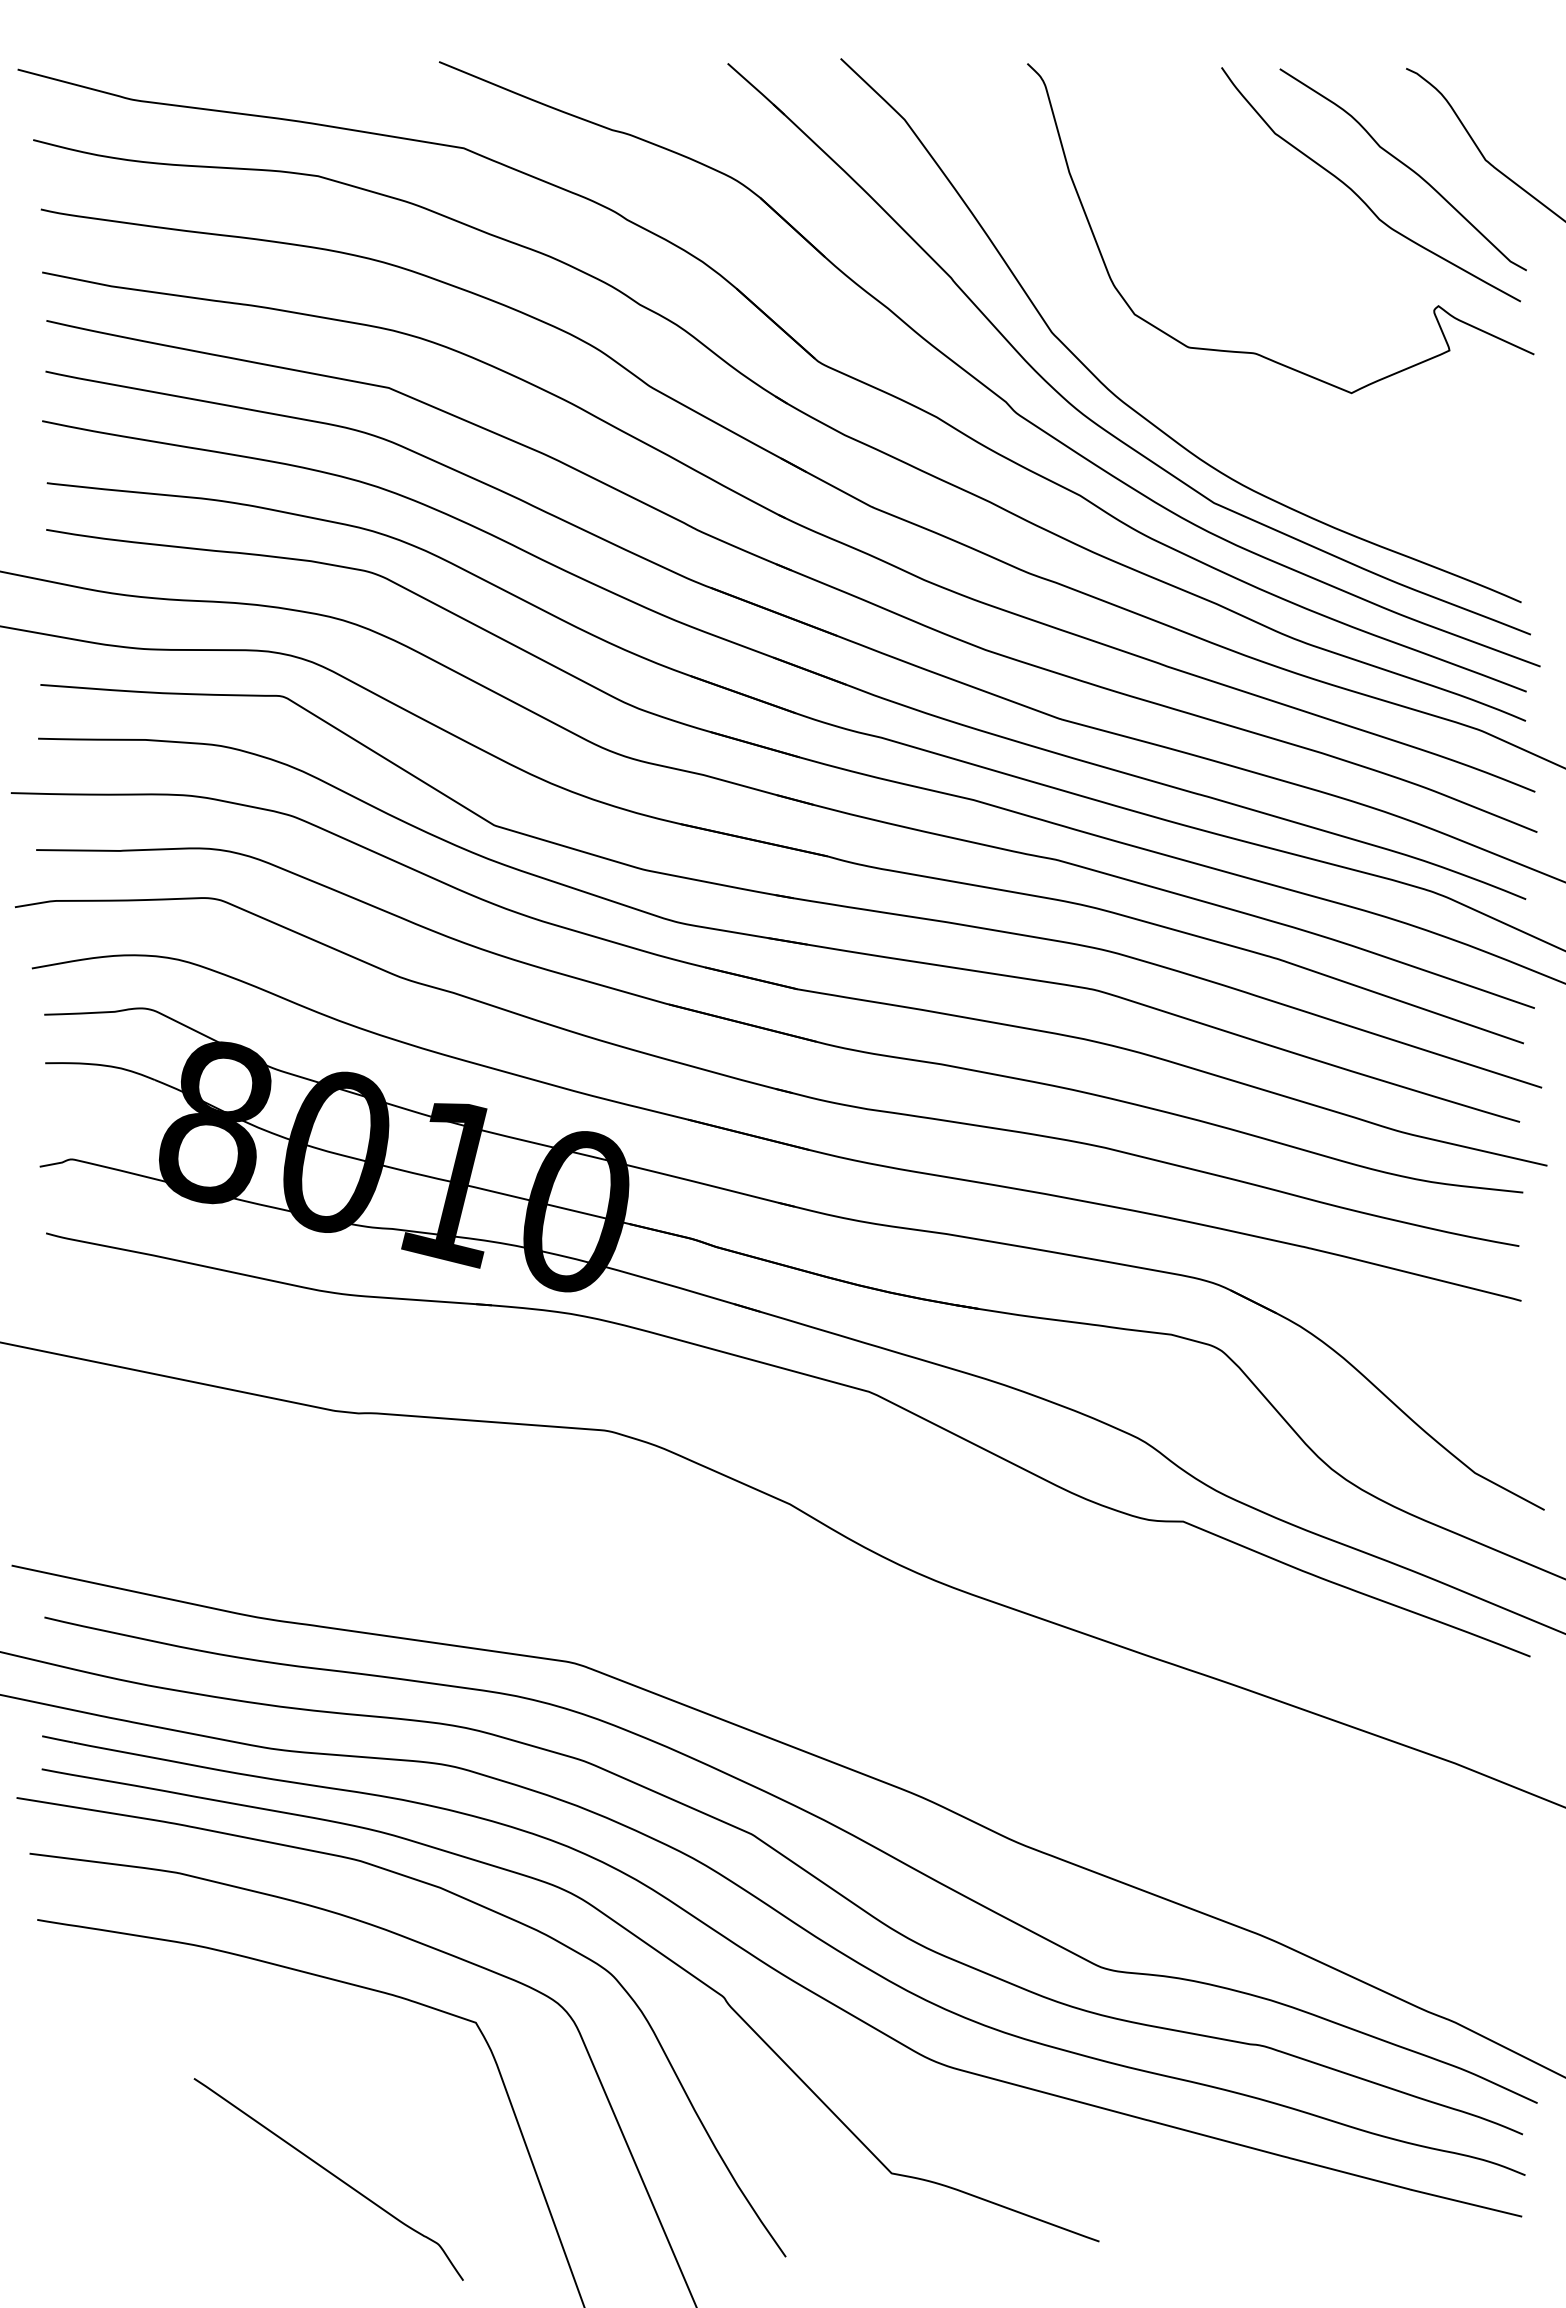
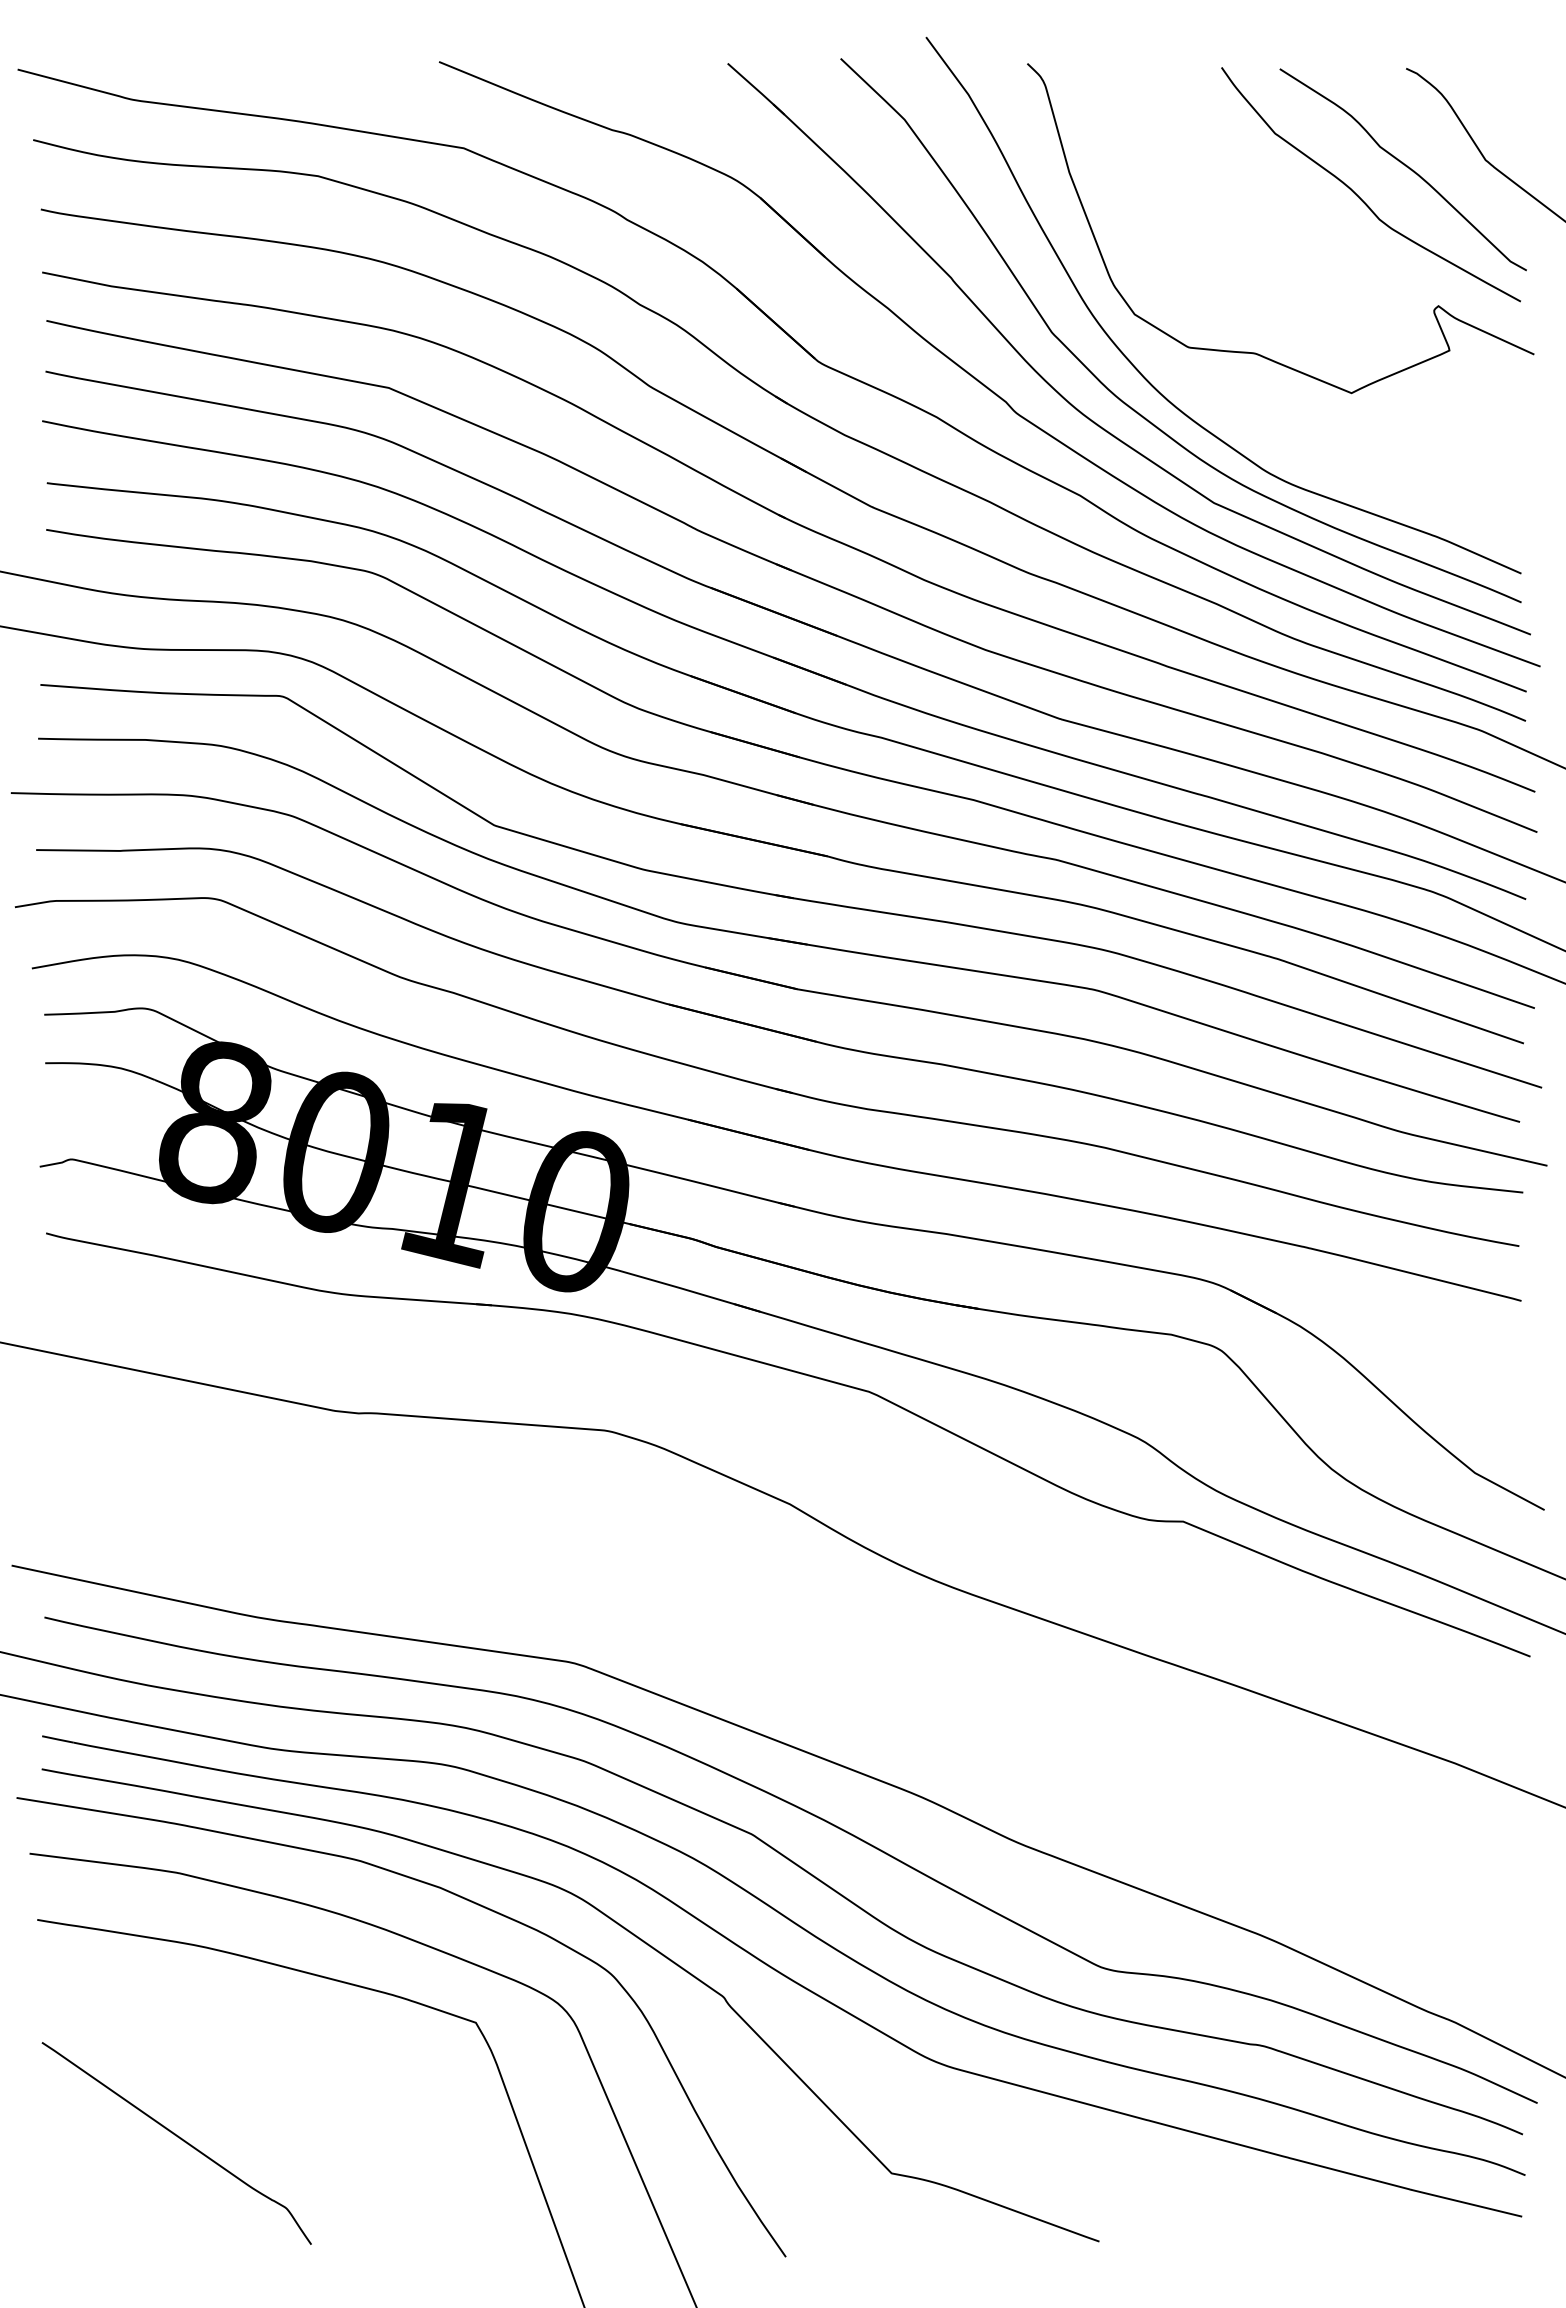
curve: none -> present (1148, 380)
curve position: (330, 2174) -> (178, 2138) (178, 2138)
